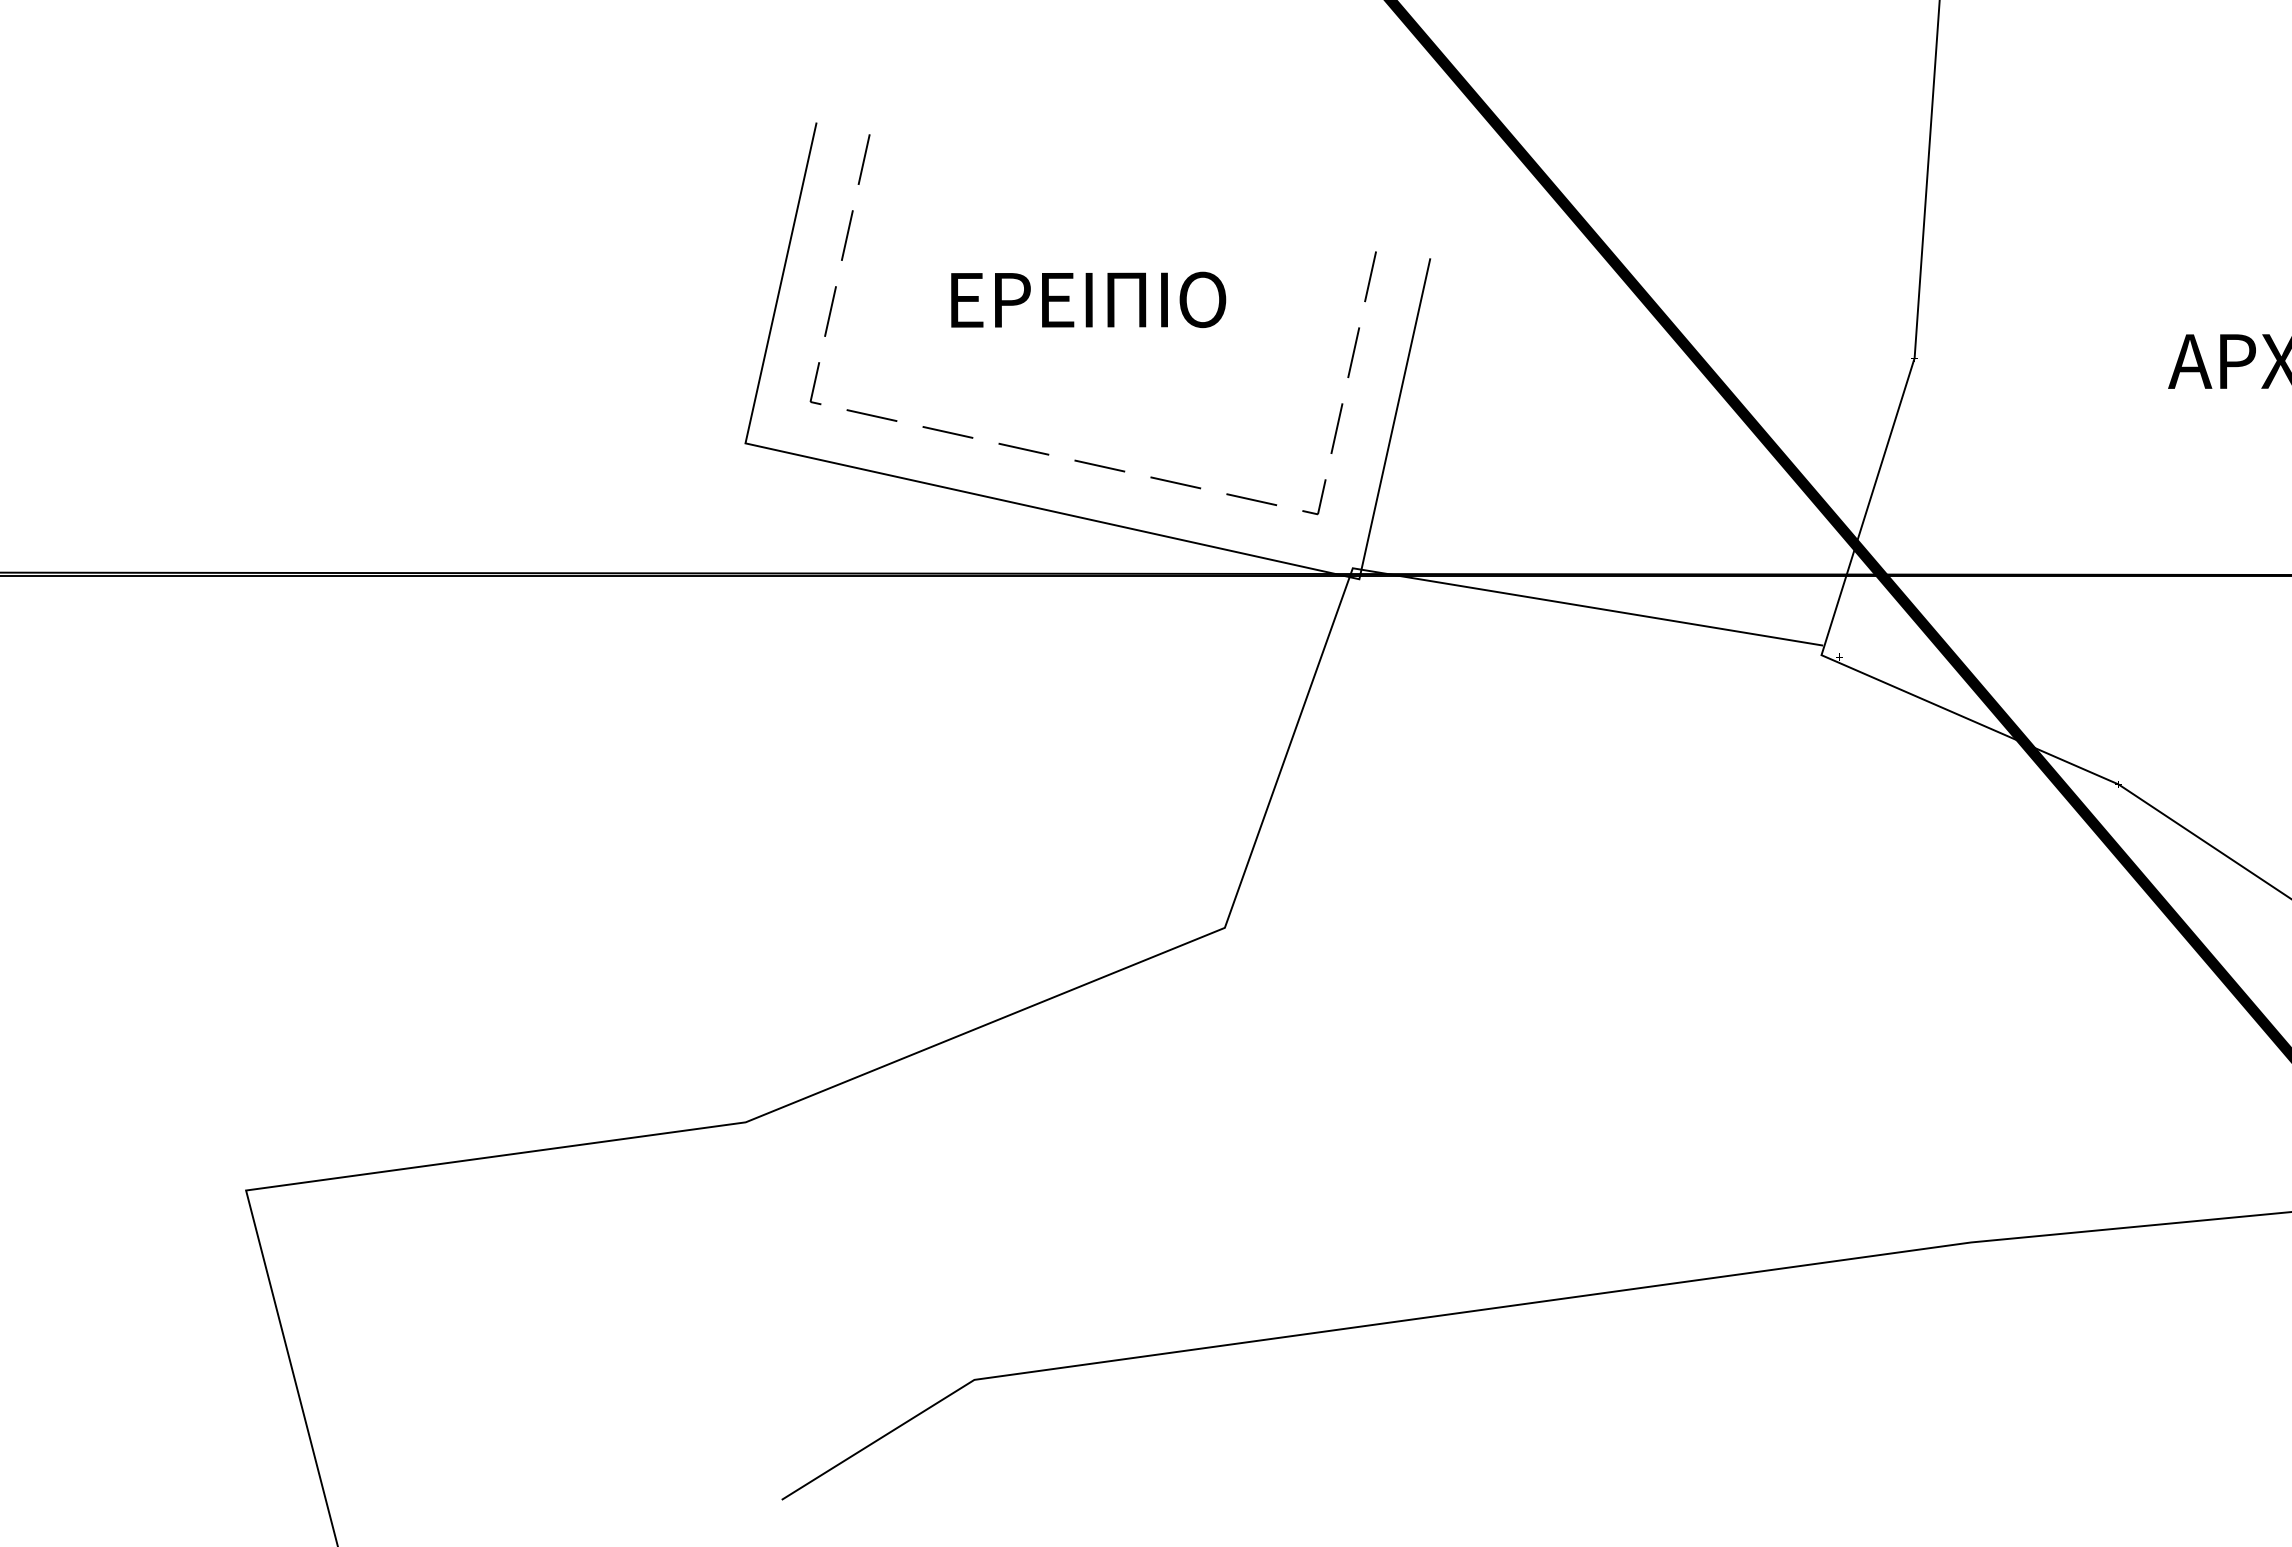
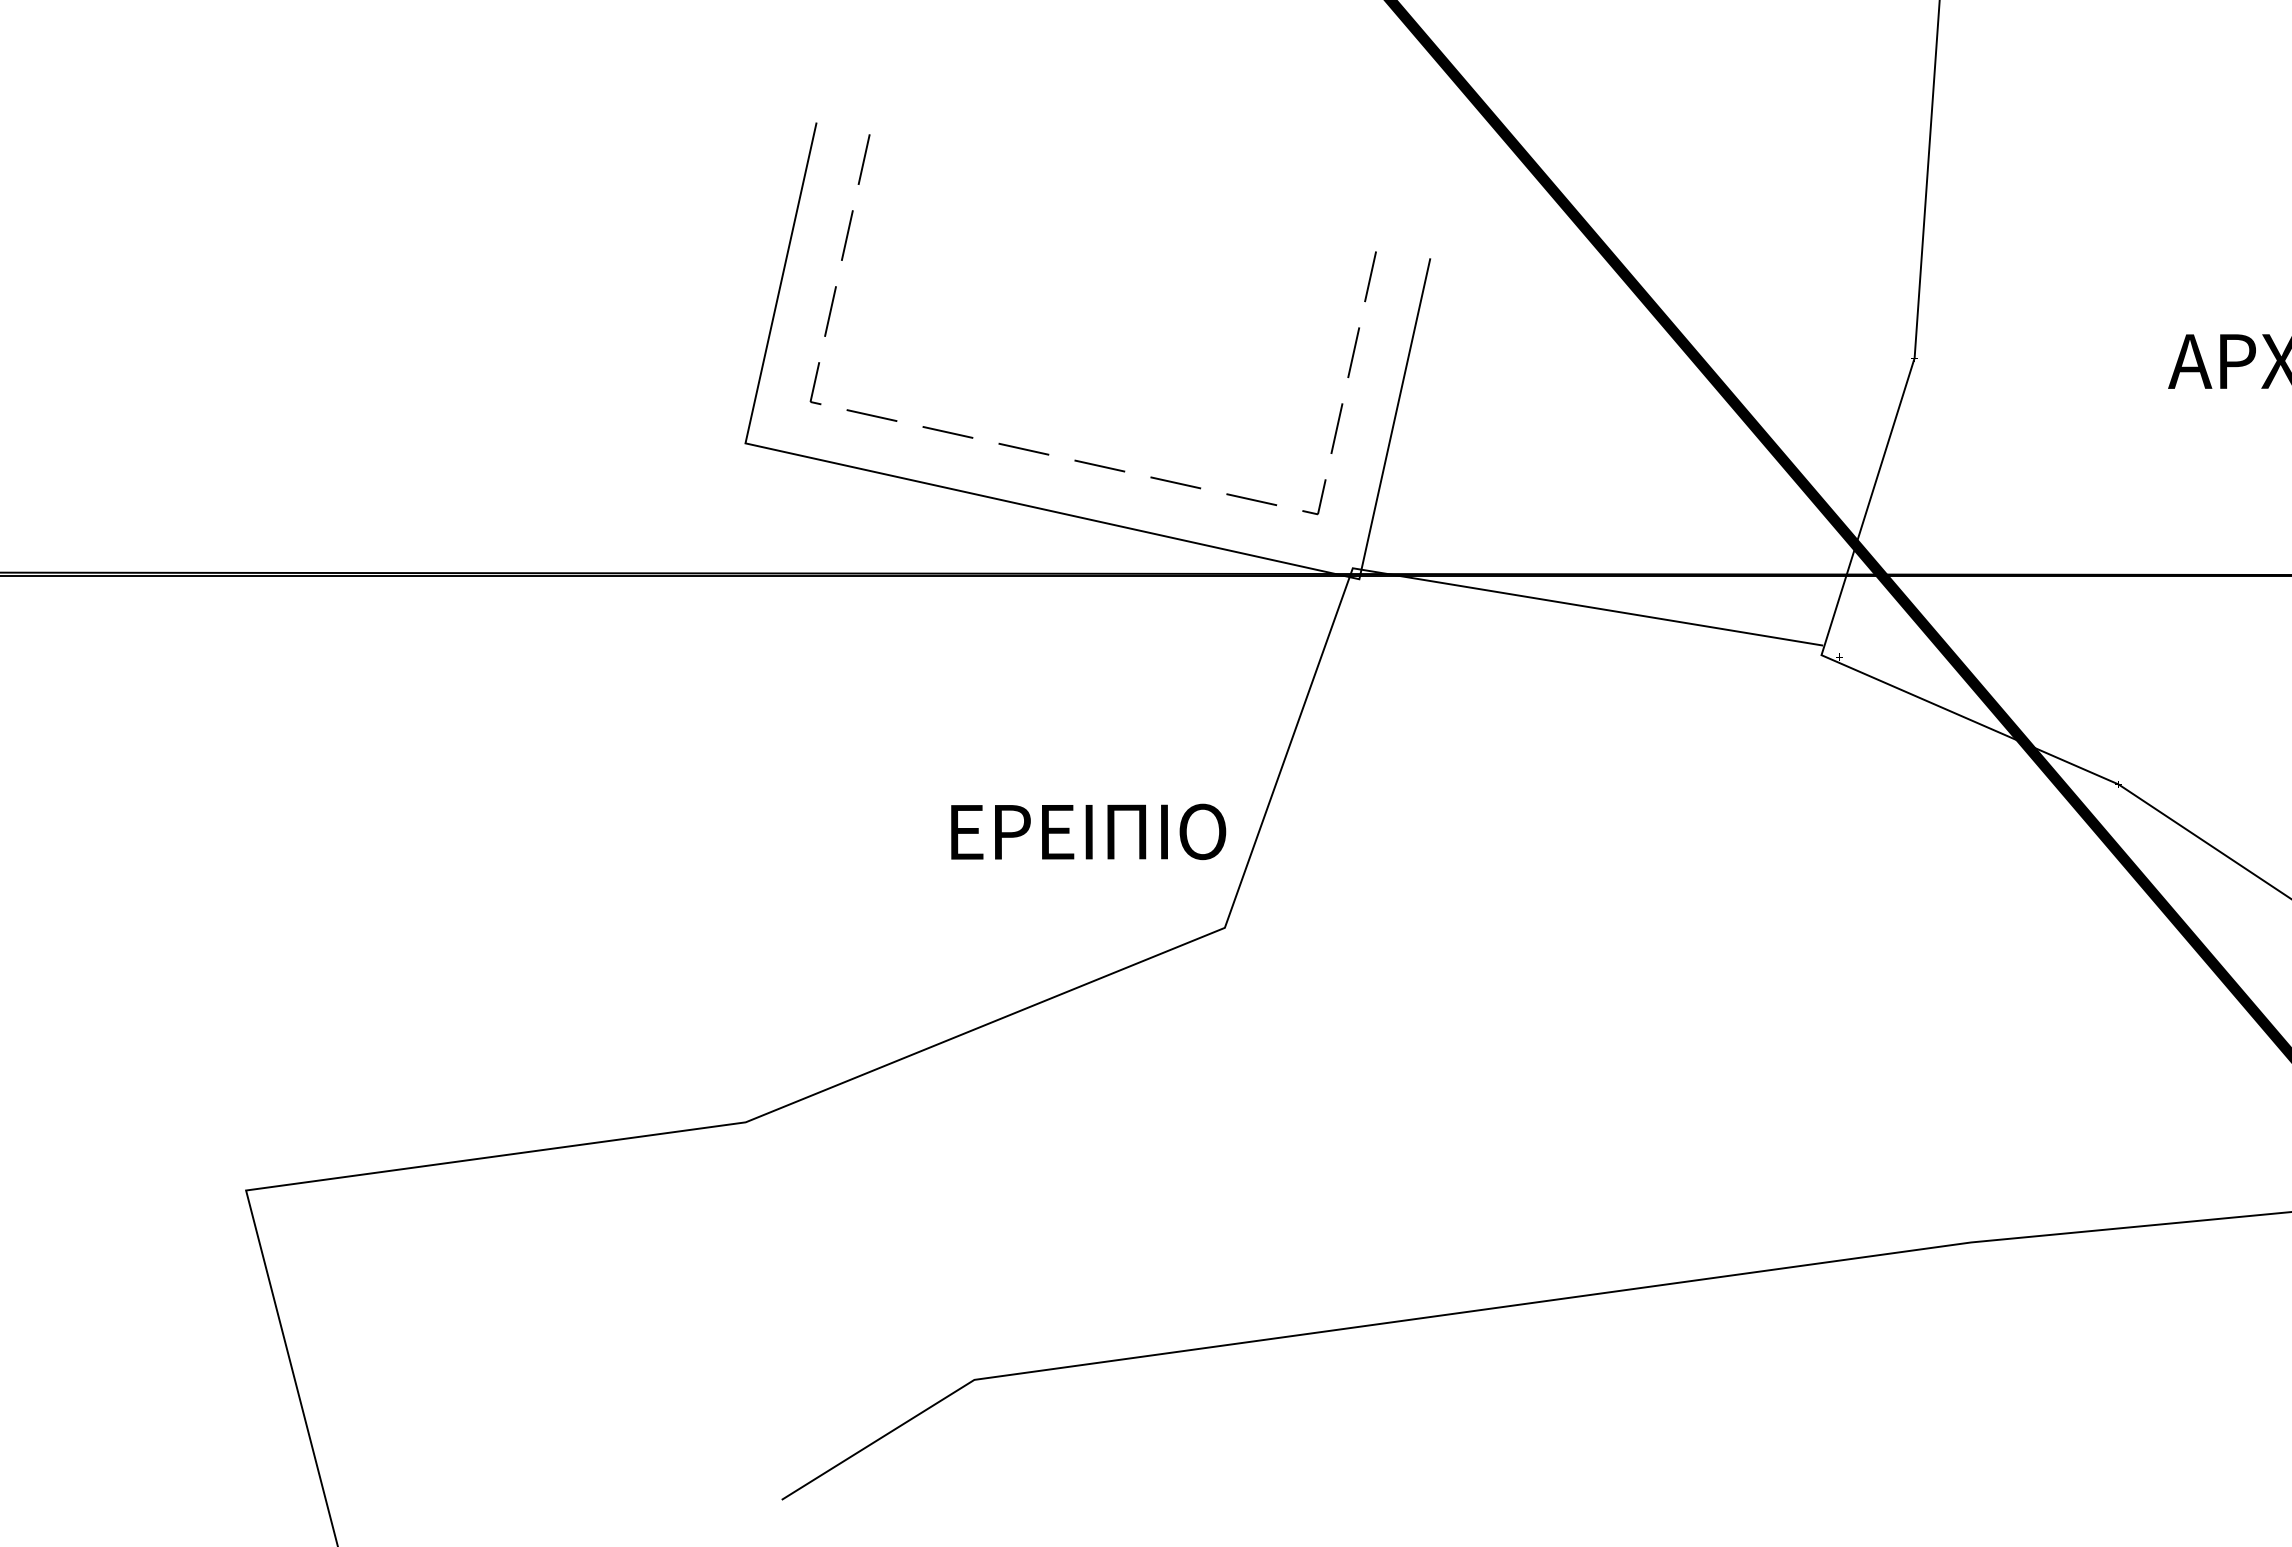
text position: (1088, 299) -> (1088, 831) (1088, 831)
